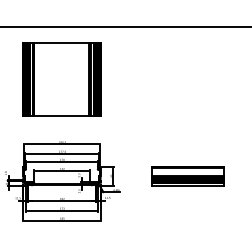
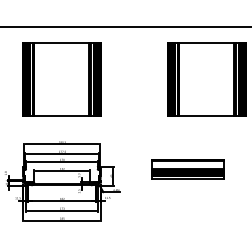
part: none -> present (206, 79)
part position: (187, 176) -> (187, 169) (187, 169)
